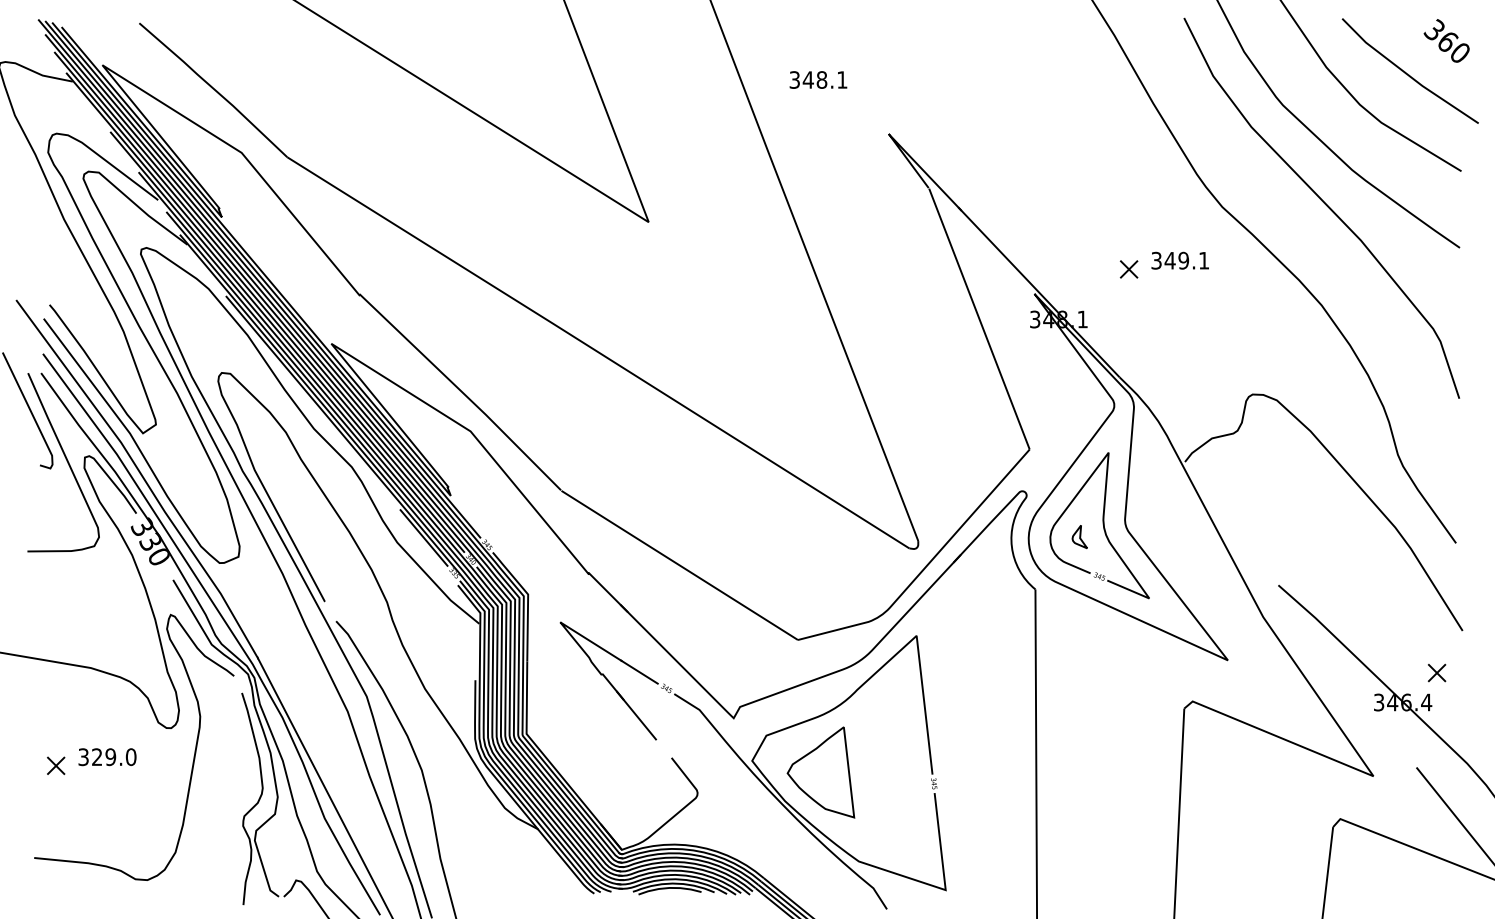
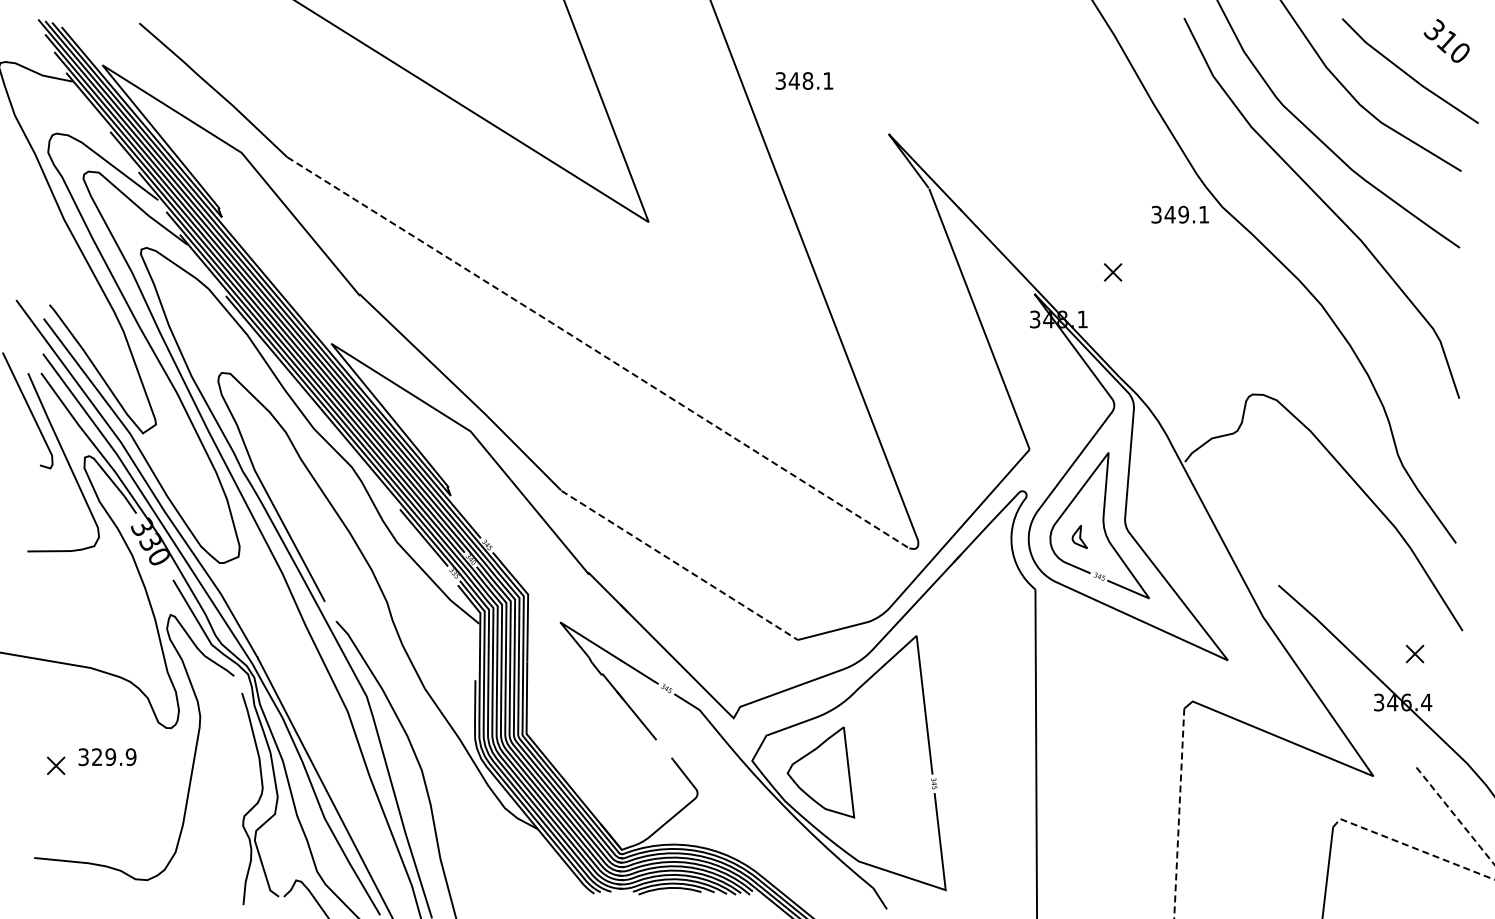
text: 360 -> 310 (1447, 42)
text position: (818, 79) -> (804, 80) (804, 80)
text position: (1179, 260) -> (1179, 214) (1179, 214)
part position: (1128, 269) -> (1112, 272) (1112, 272)
line: solid -> dashed (599, 352)
line: solid -> dashed (679, 565)
part position: (1436, 672) -> (1414, 653) (1414, 653)
text: 329.0 -> 329.9 (130, 757)
line: solid -> dashed (1179, 813)
line: solid -> dashed (1470, 870)
